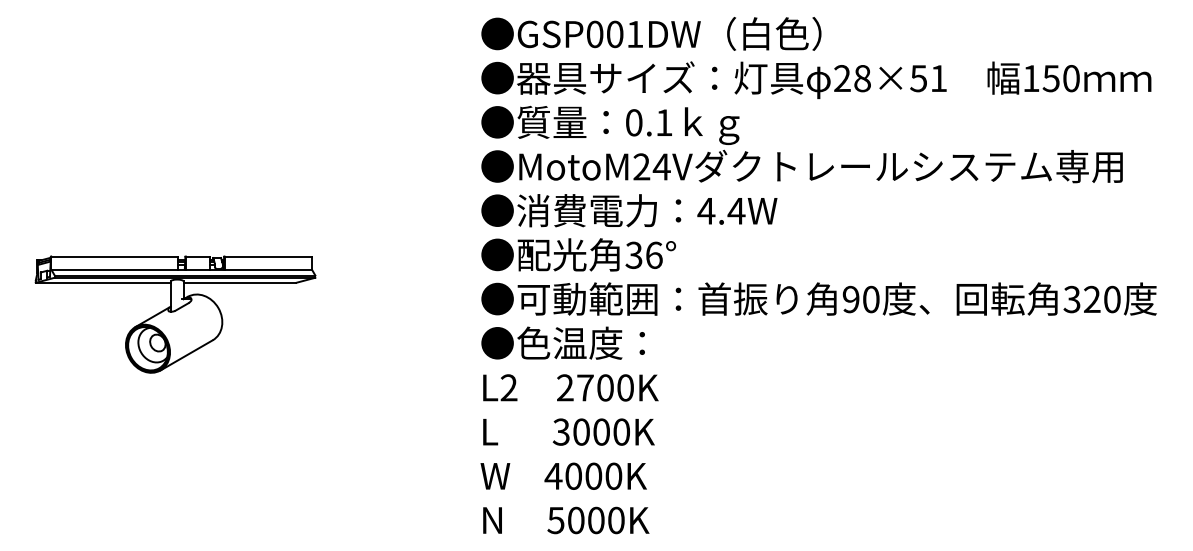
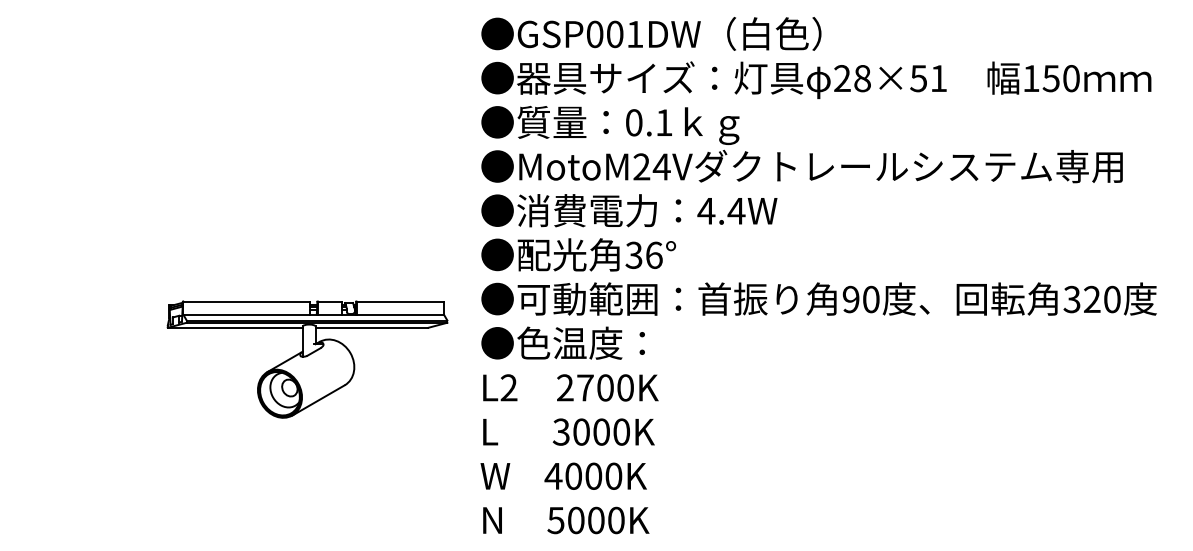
part position: (175, 314) -> (307, 359) (307, 359)
